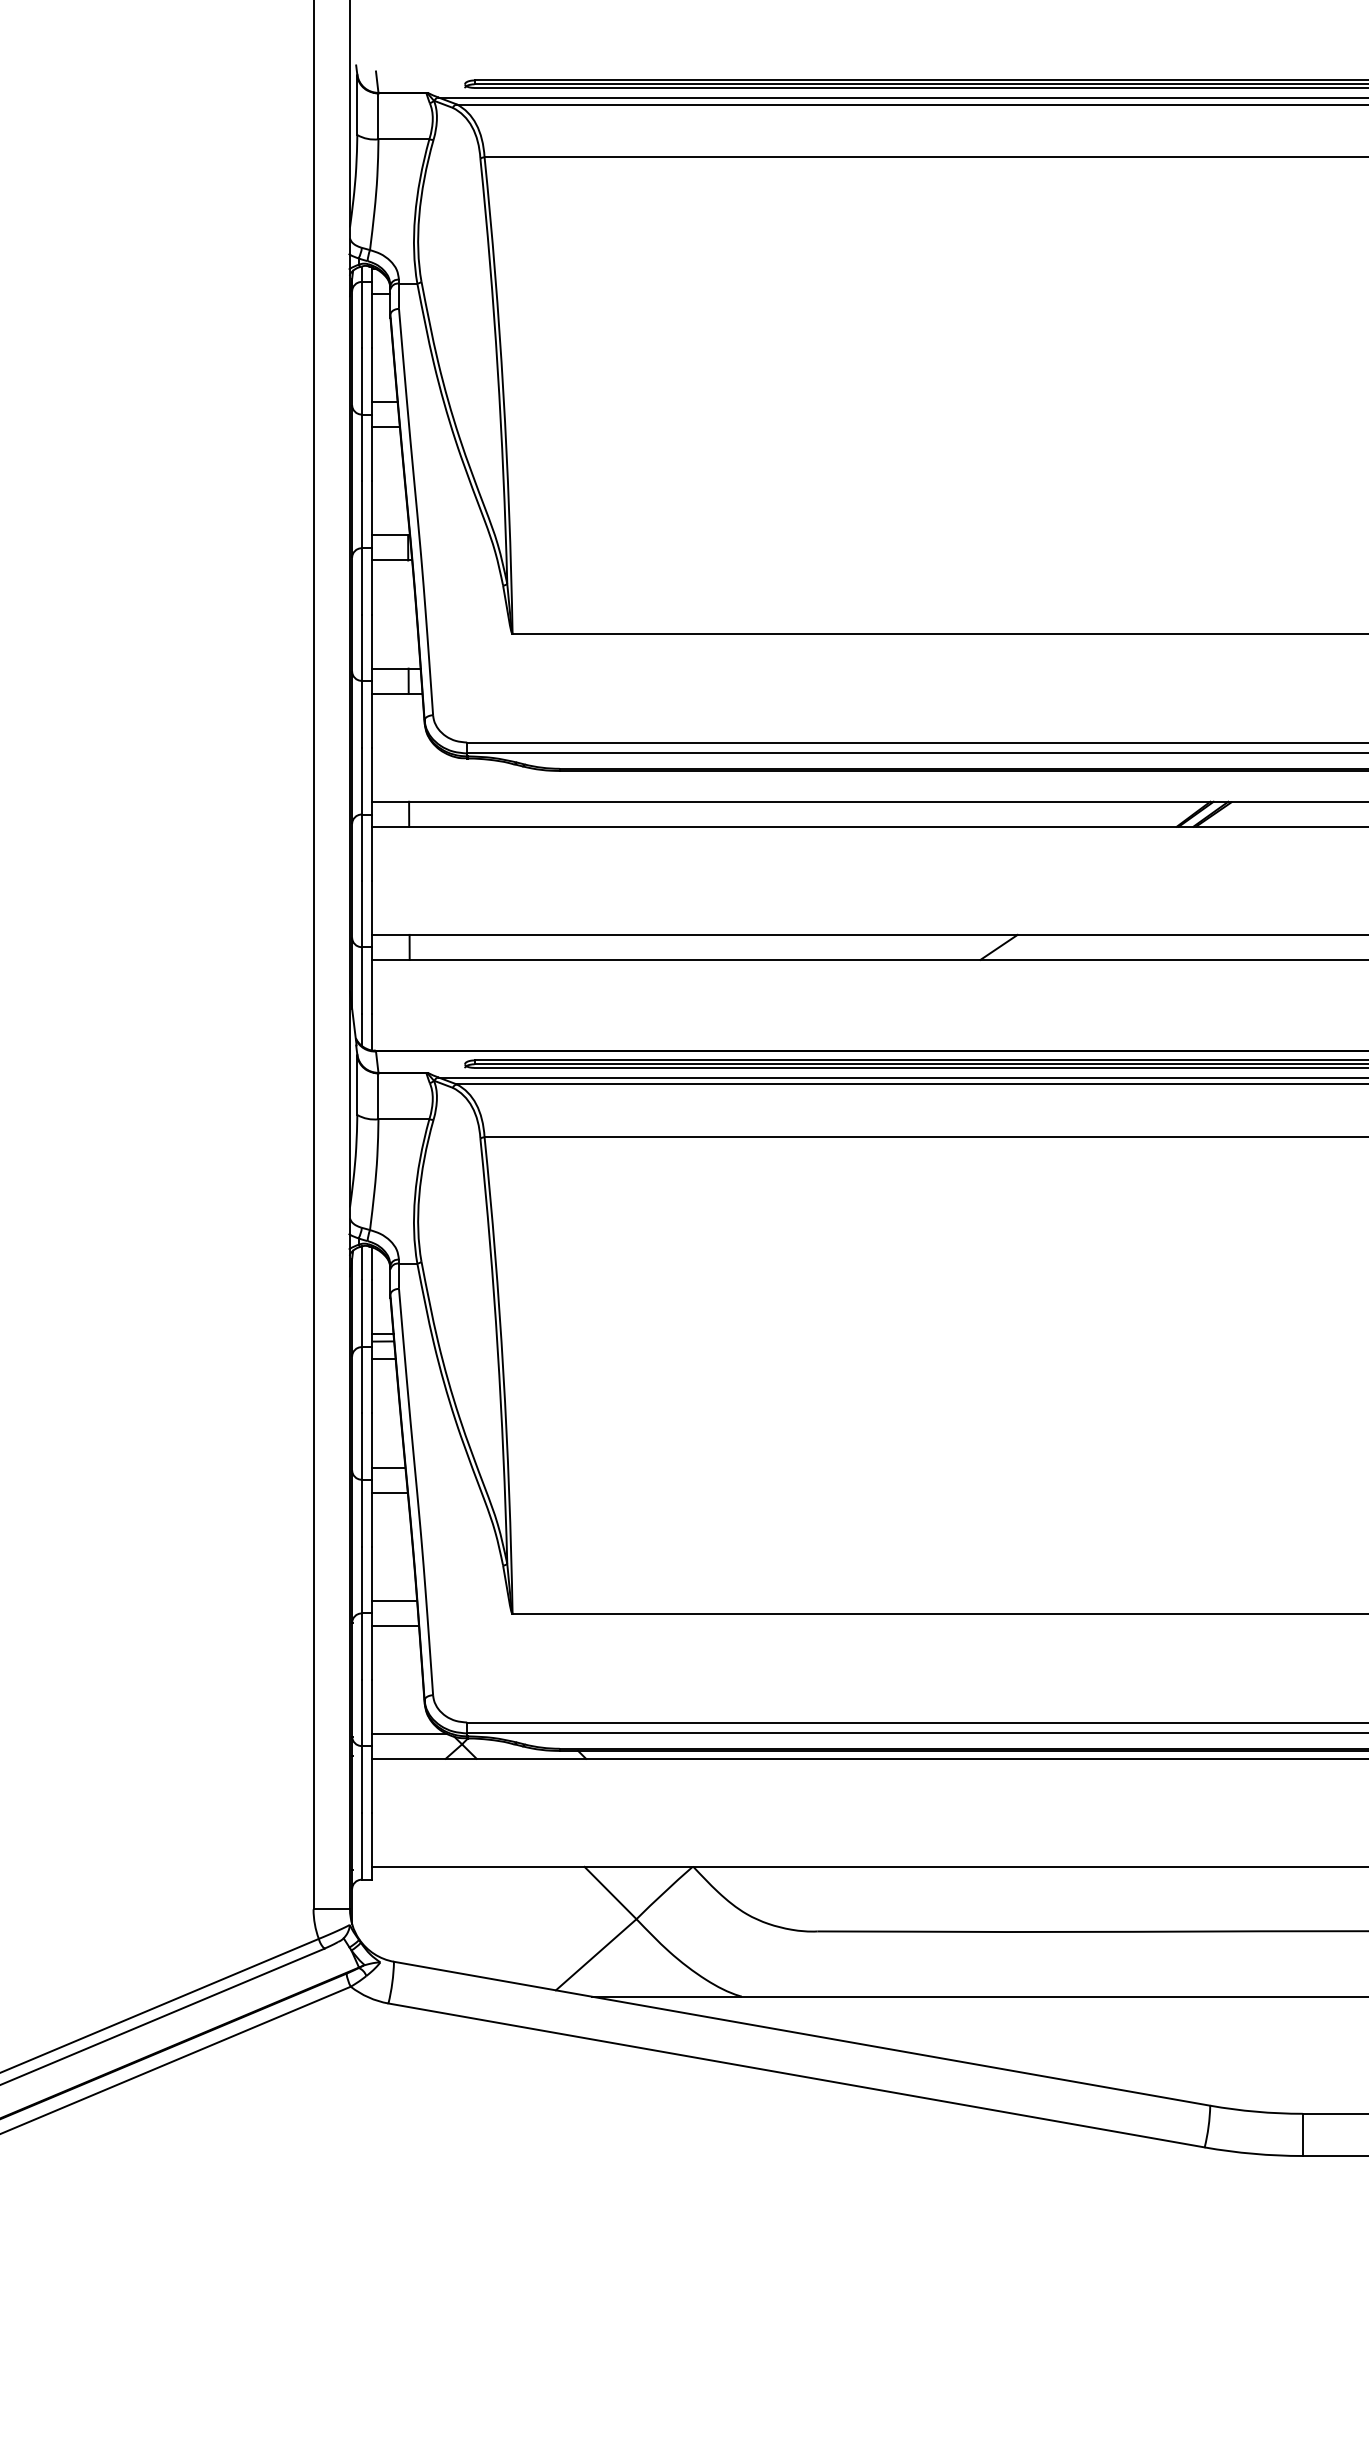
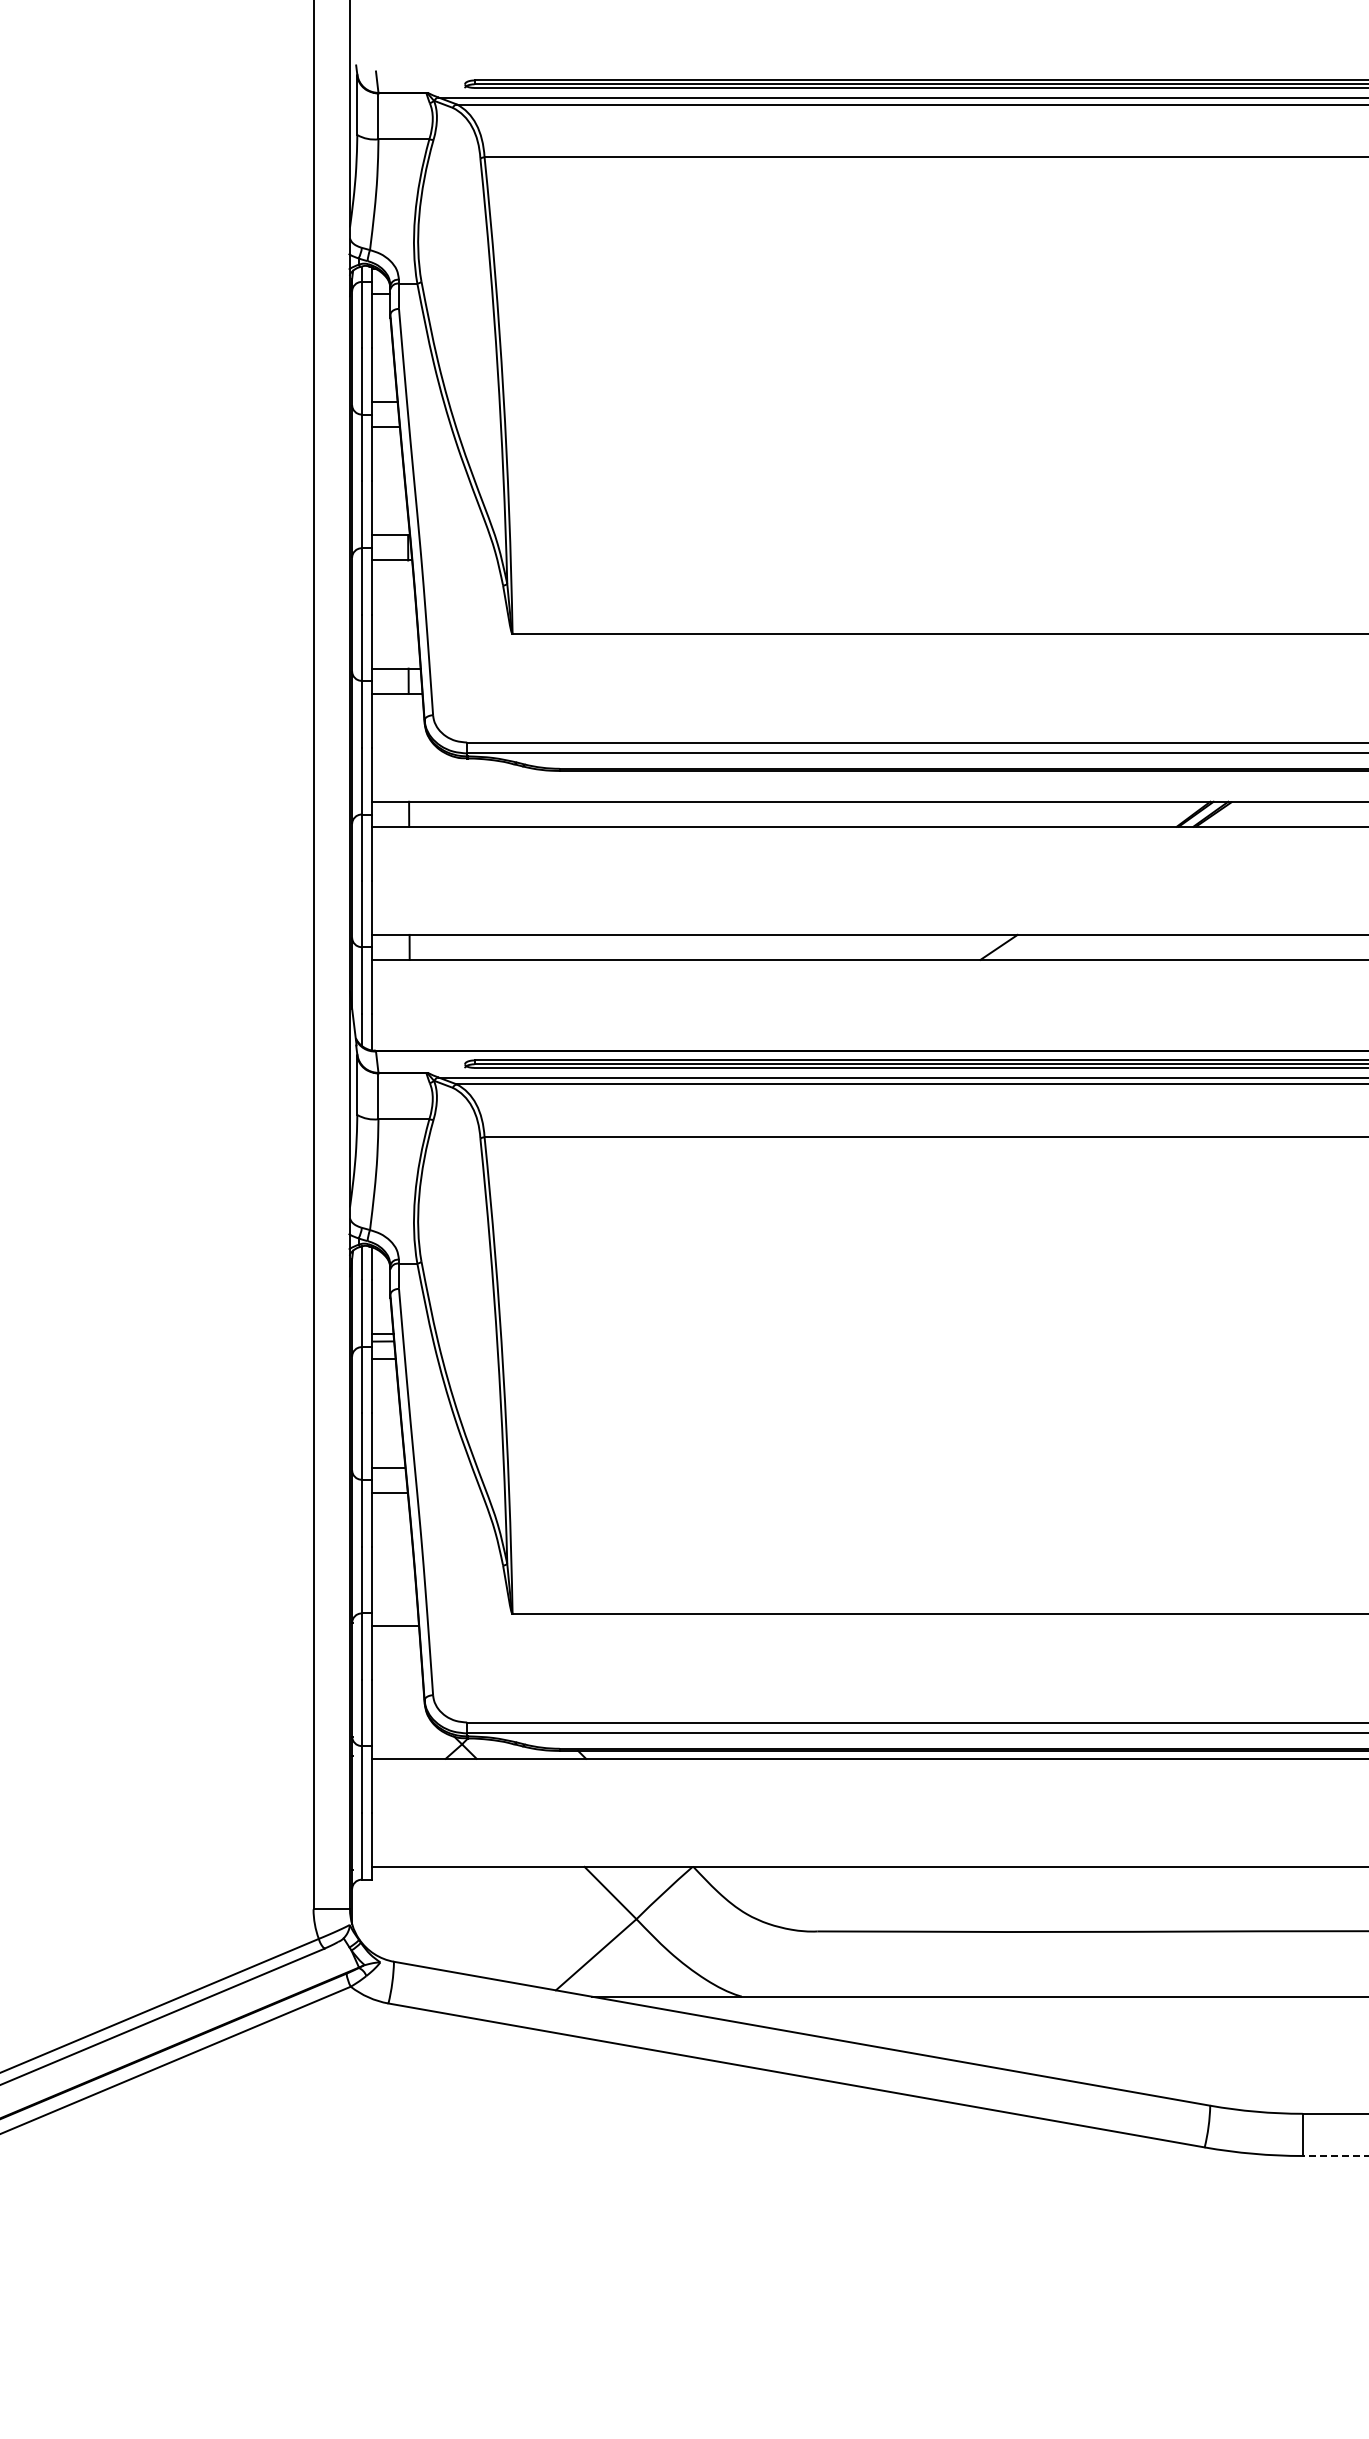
line: present -> none (394, 1600)
line: present -> none (409, 1733)
line: solid -> dashed (1335, 2155)
